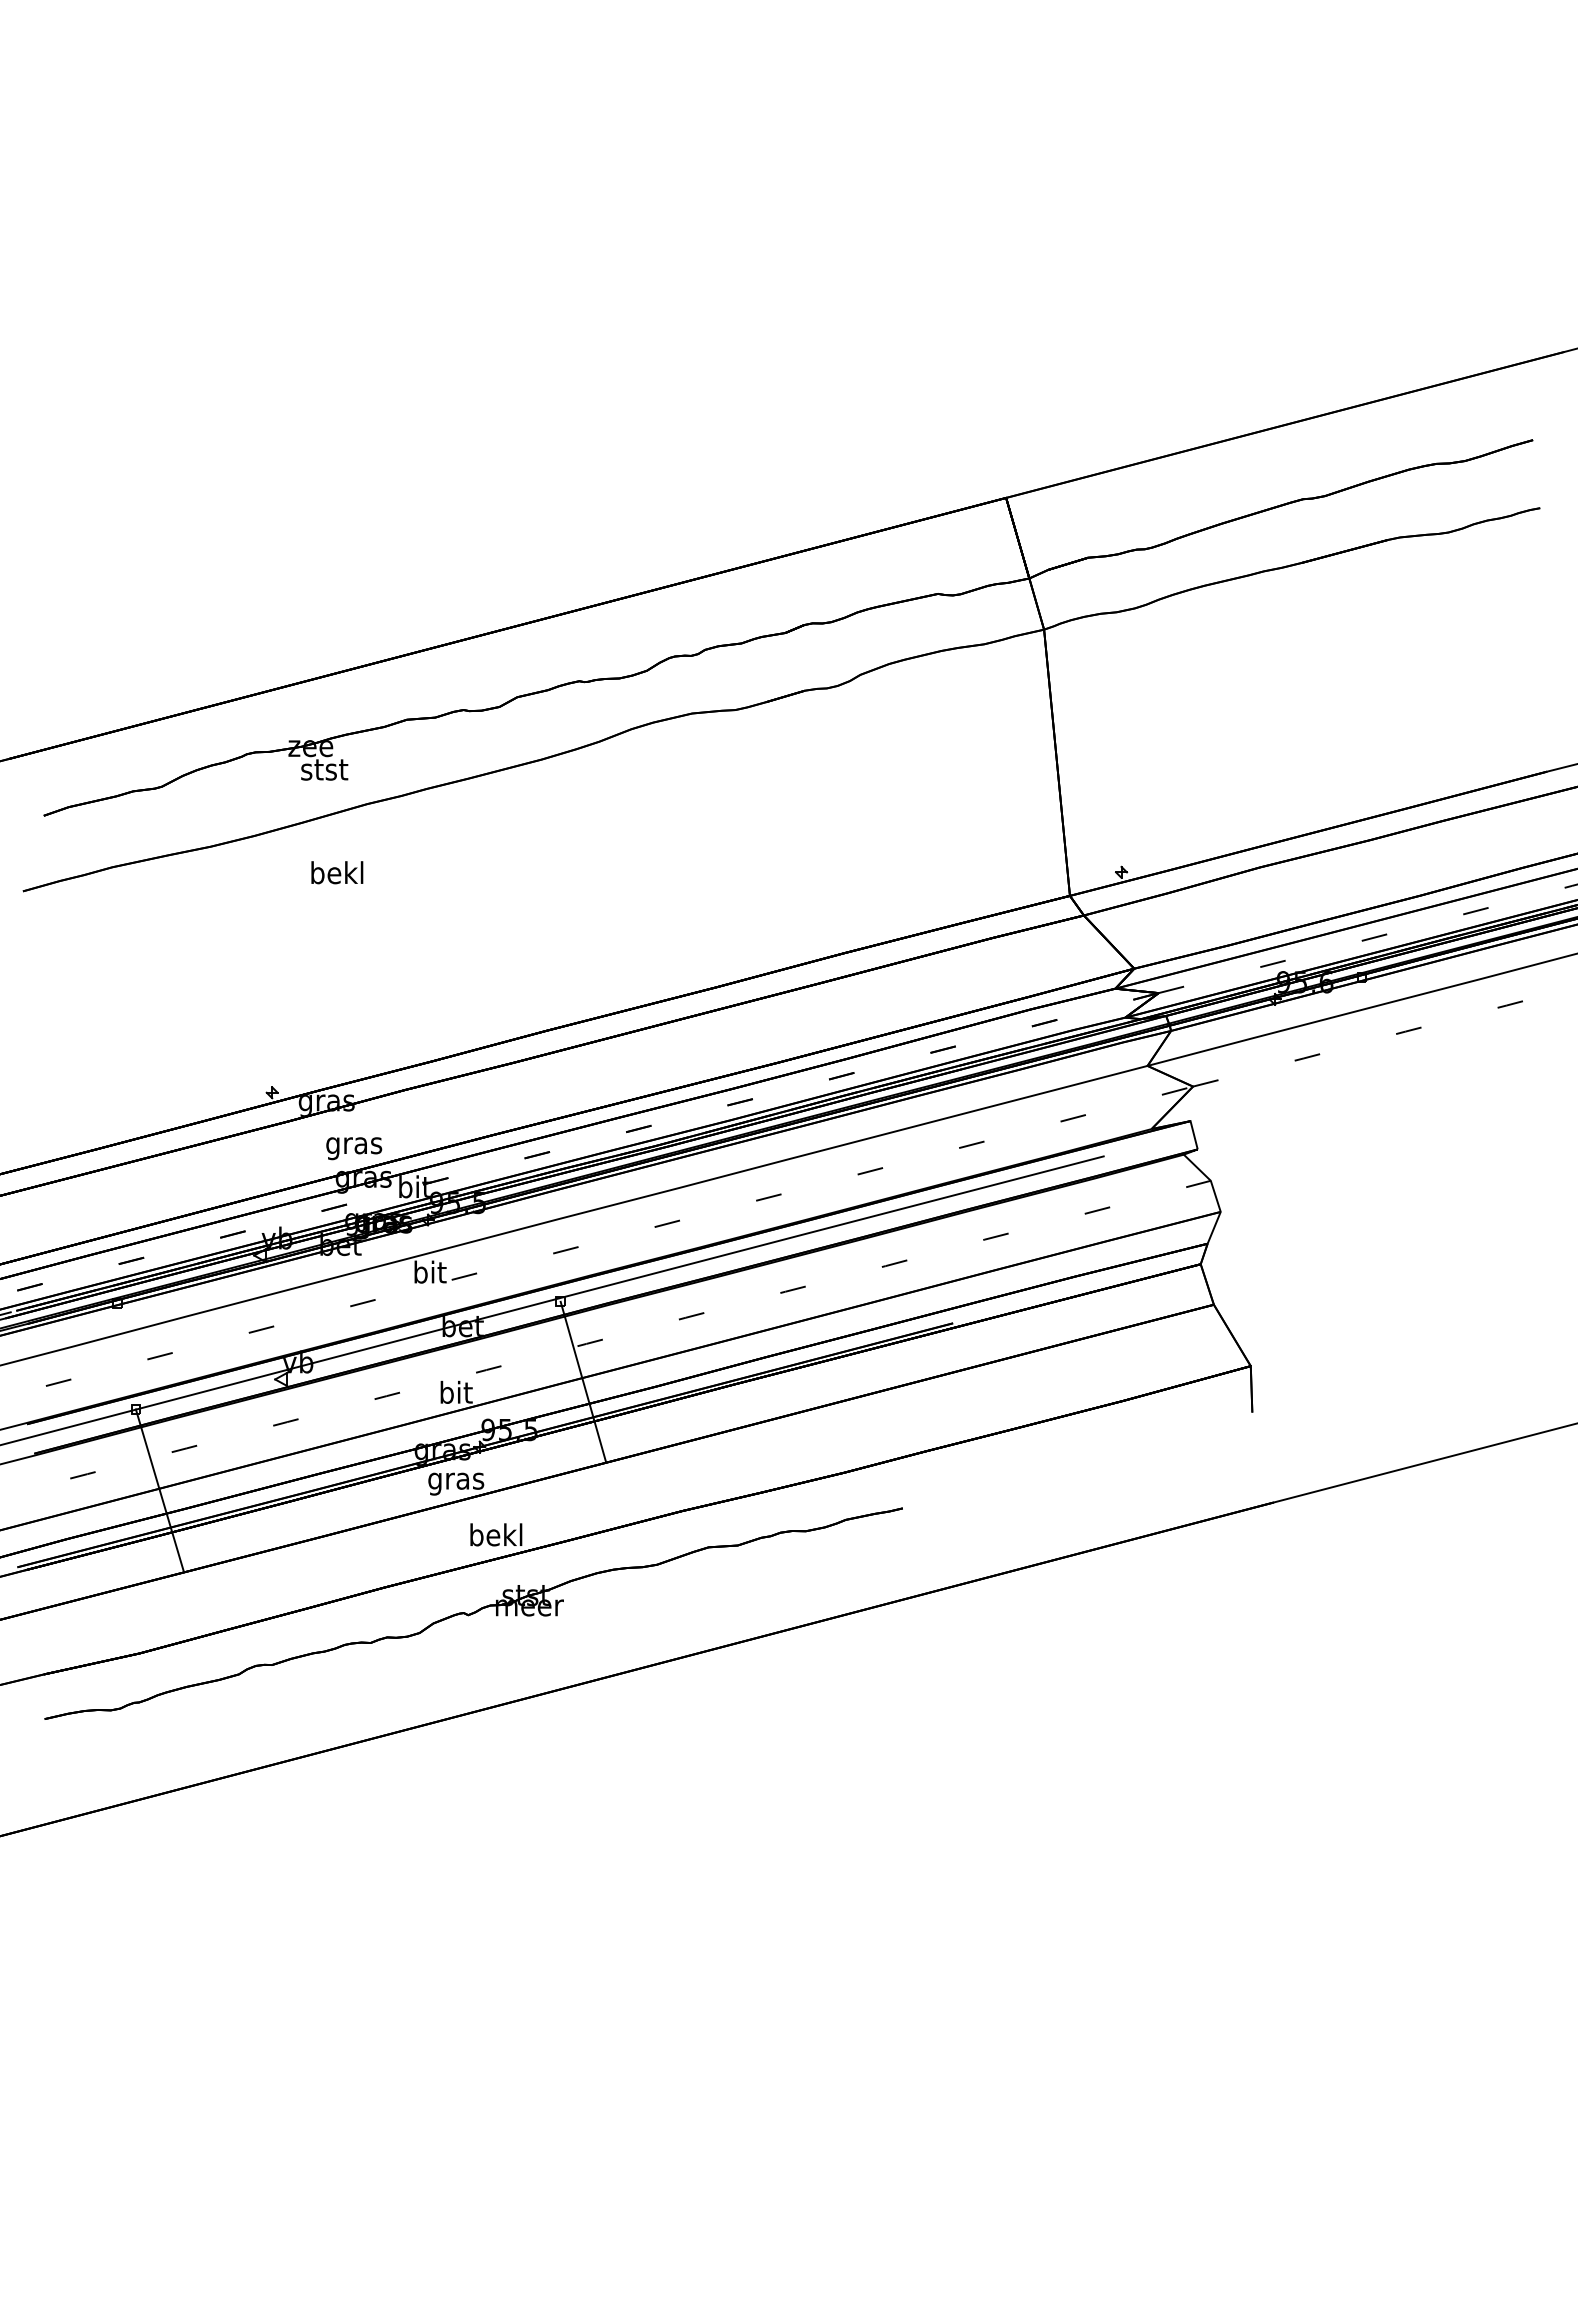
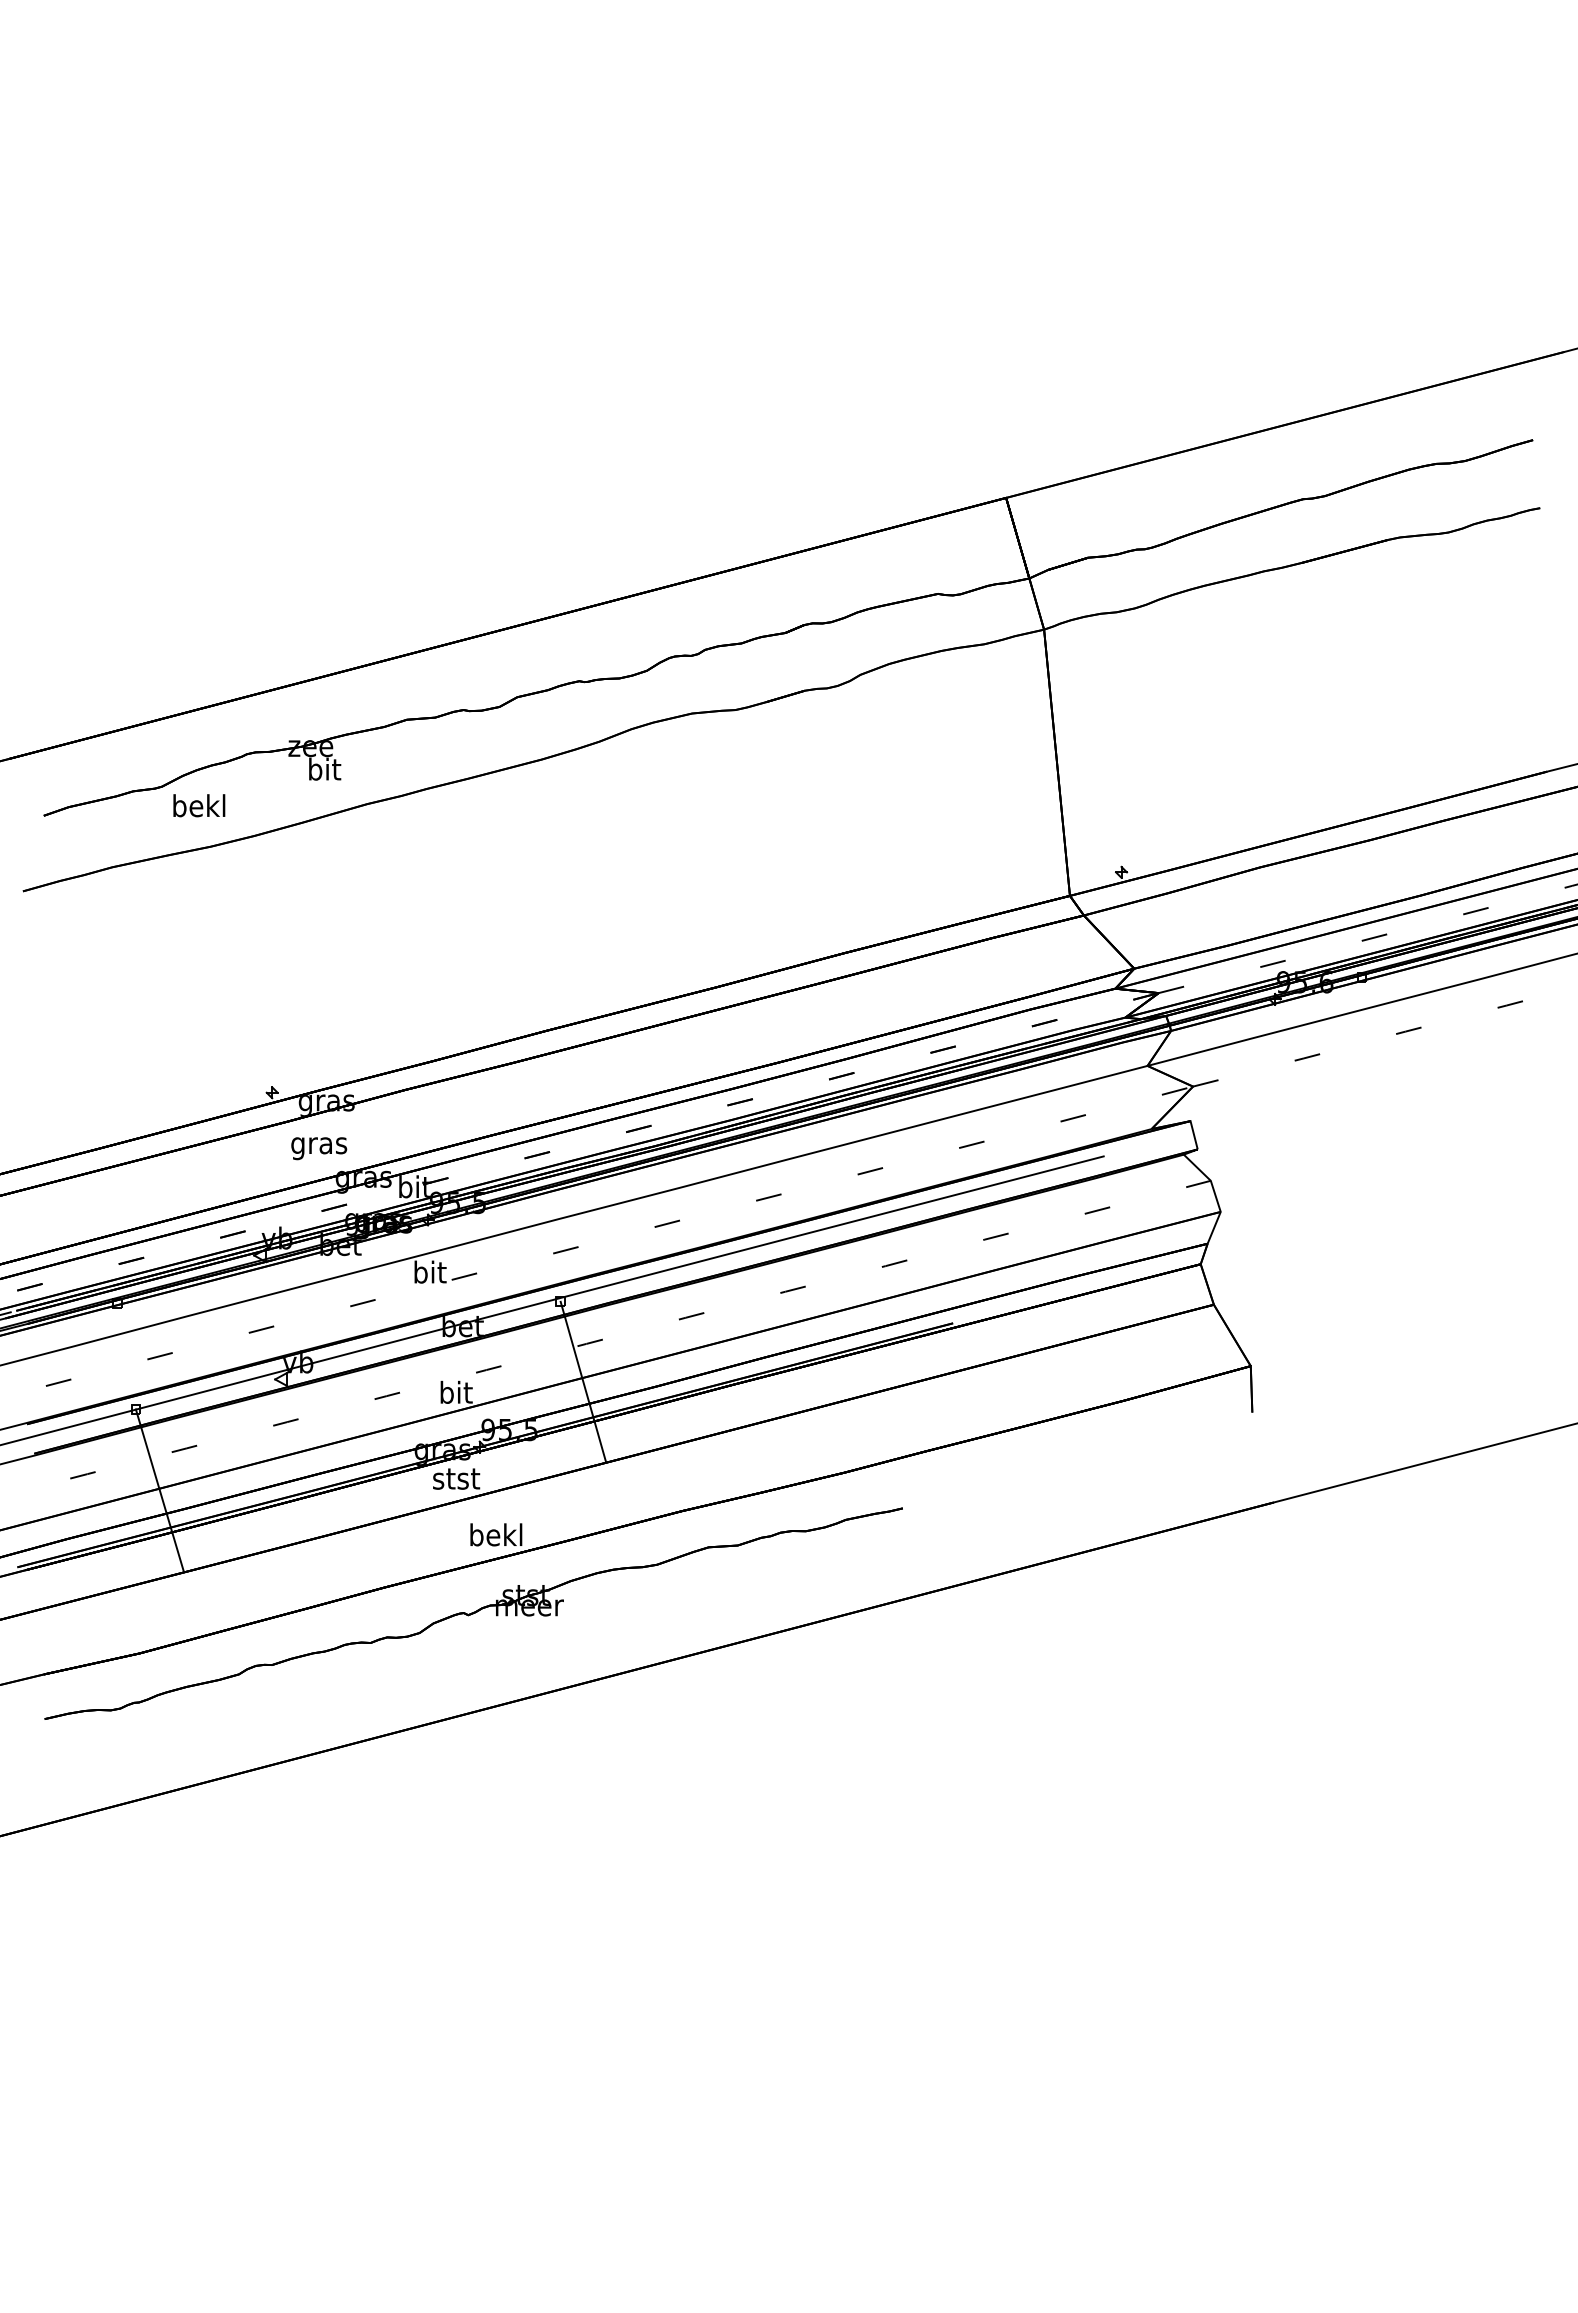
text: stst -> bit (324, 768)
text position: (337, 872) -> (199, 805) (199, 805)
text position: (354, 1148) -> (319, 1148) (319, 1148)
text: gras -> stst (456, 1481)
